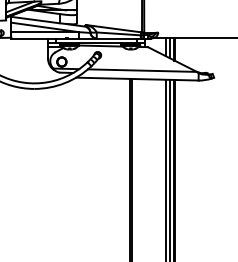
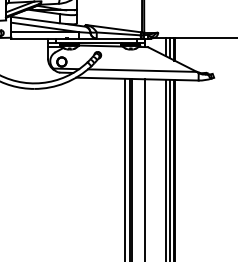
line: none -> present (125, 168)
line: none -> present (145, 168)
